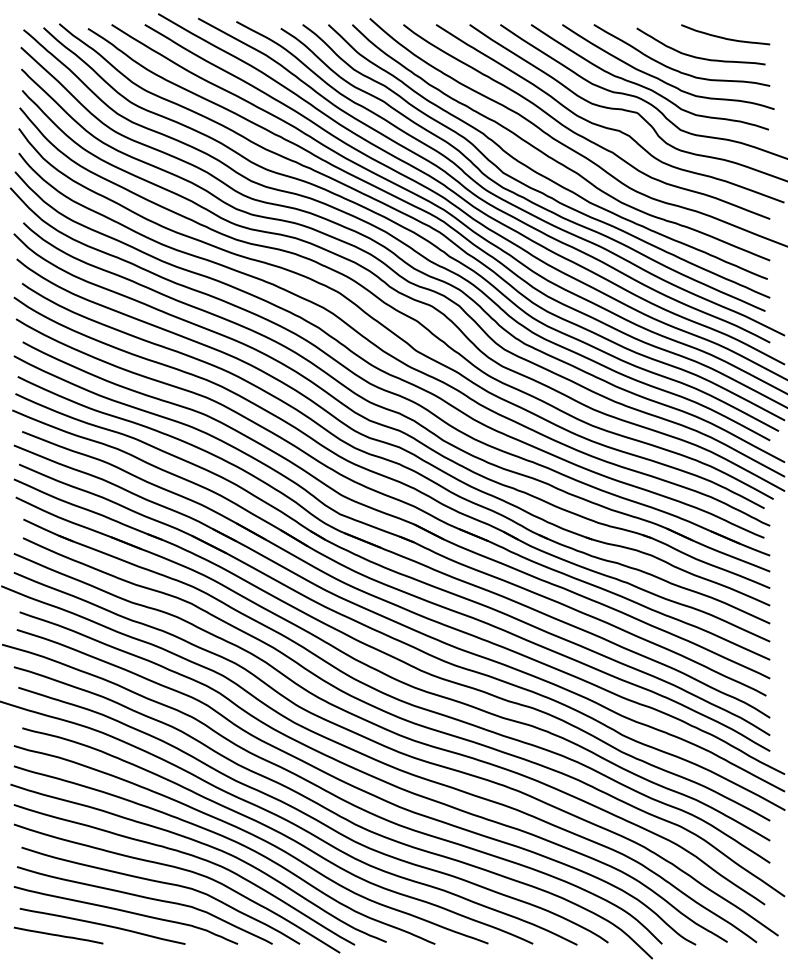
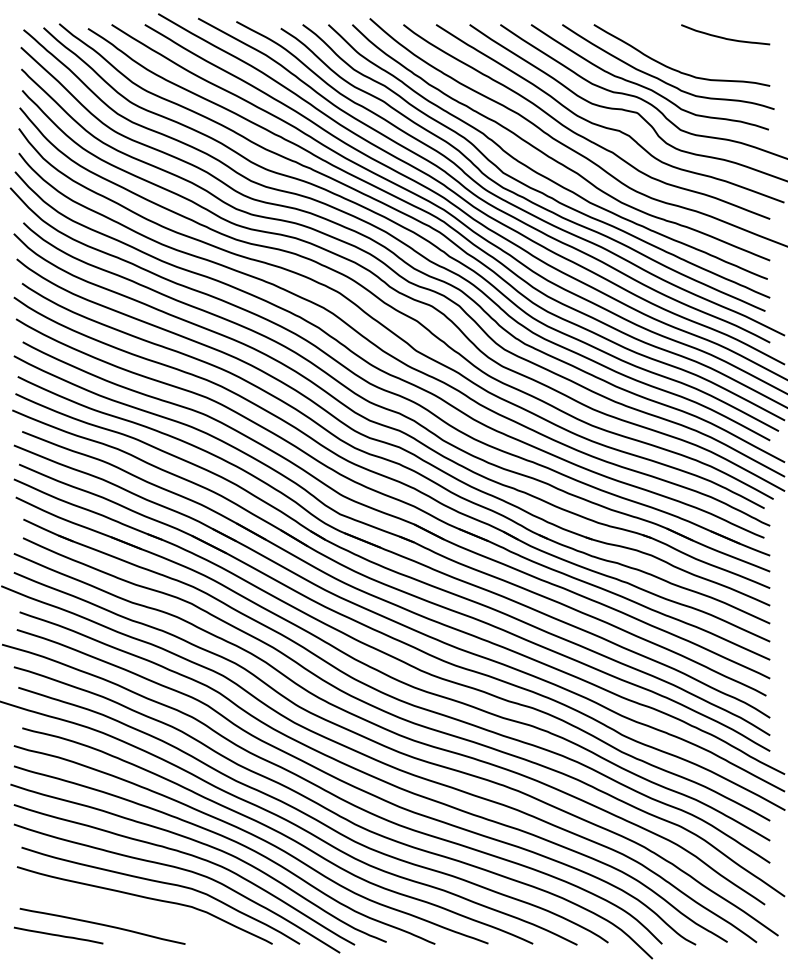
curve: present -> none (697, 56)
curve: present -> none (125, 912)
